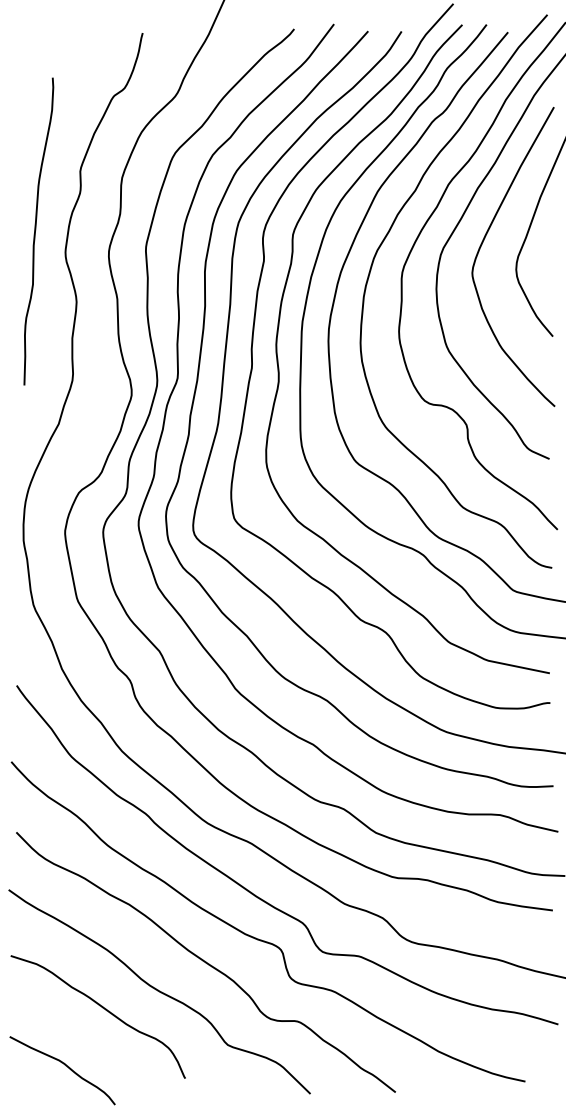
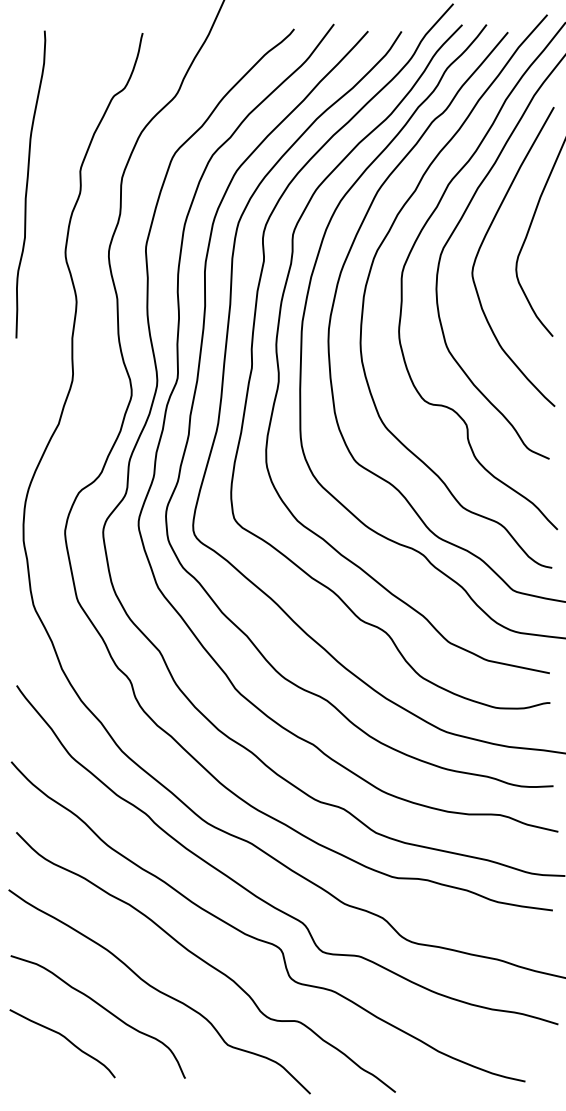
curve position: (36, 230) -> (28, 183) (28, 183)
curve position: (65, 1066) -> (65, 1039) (65, 1039)
